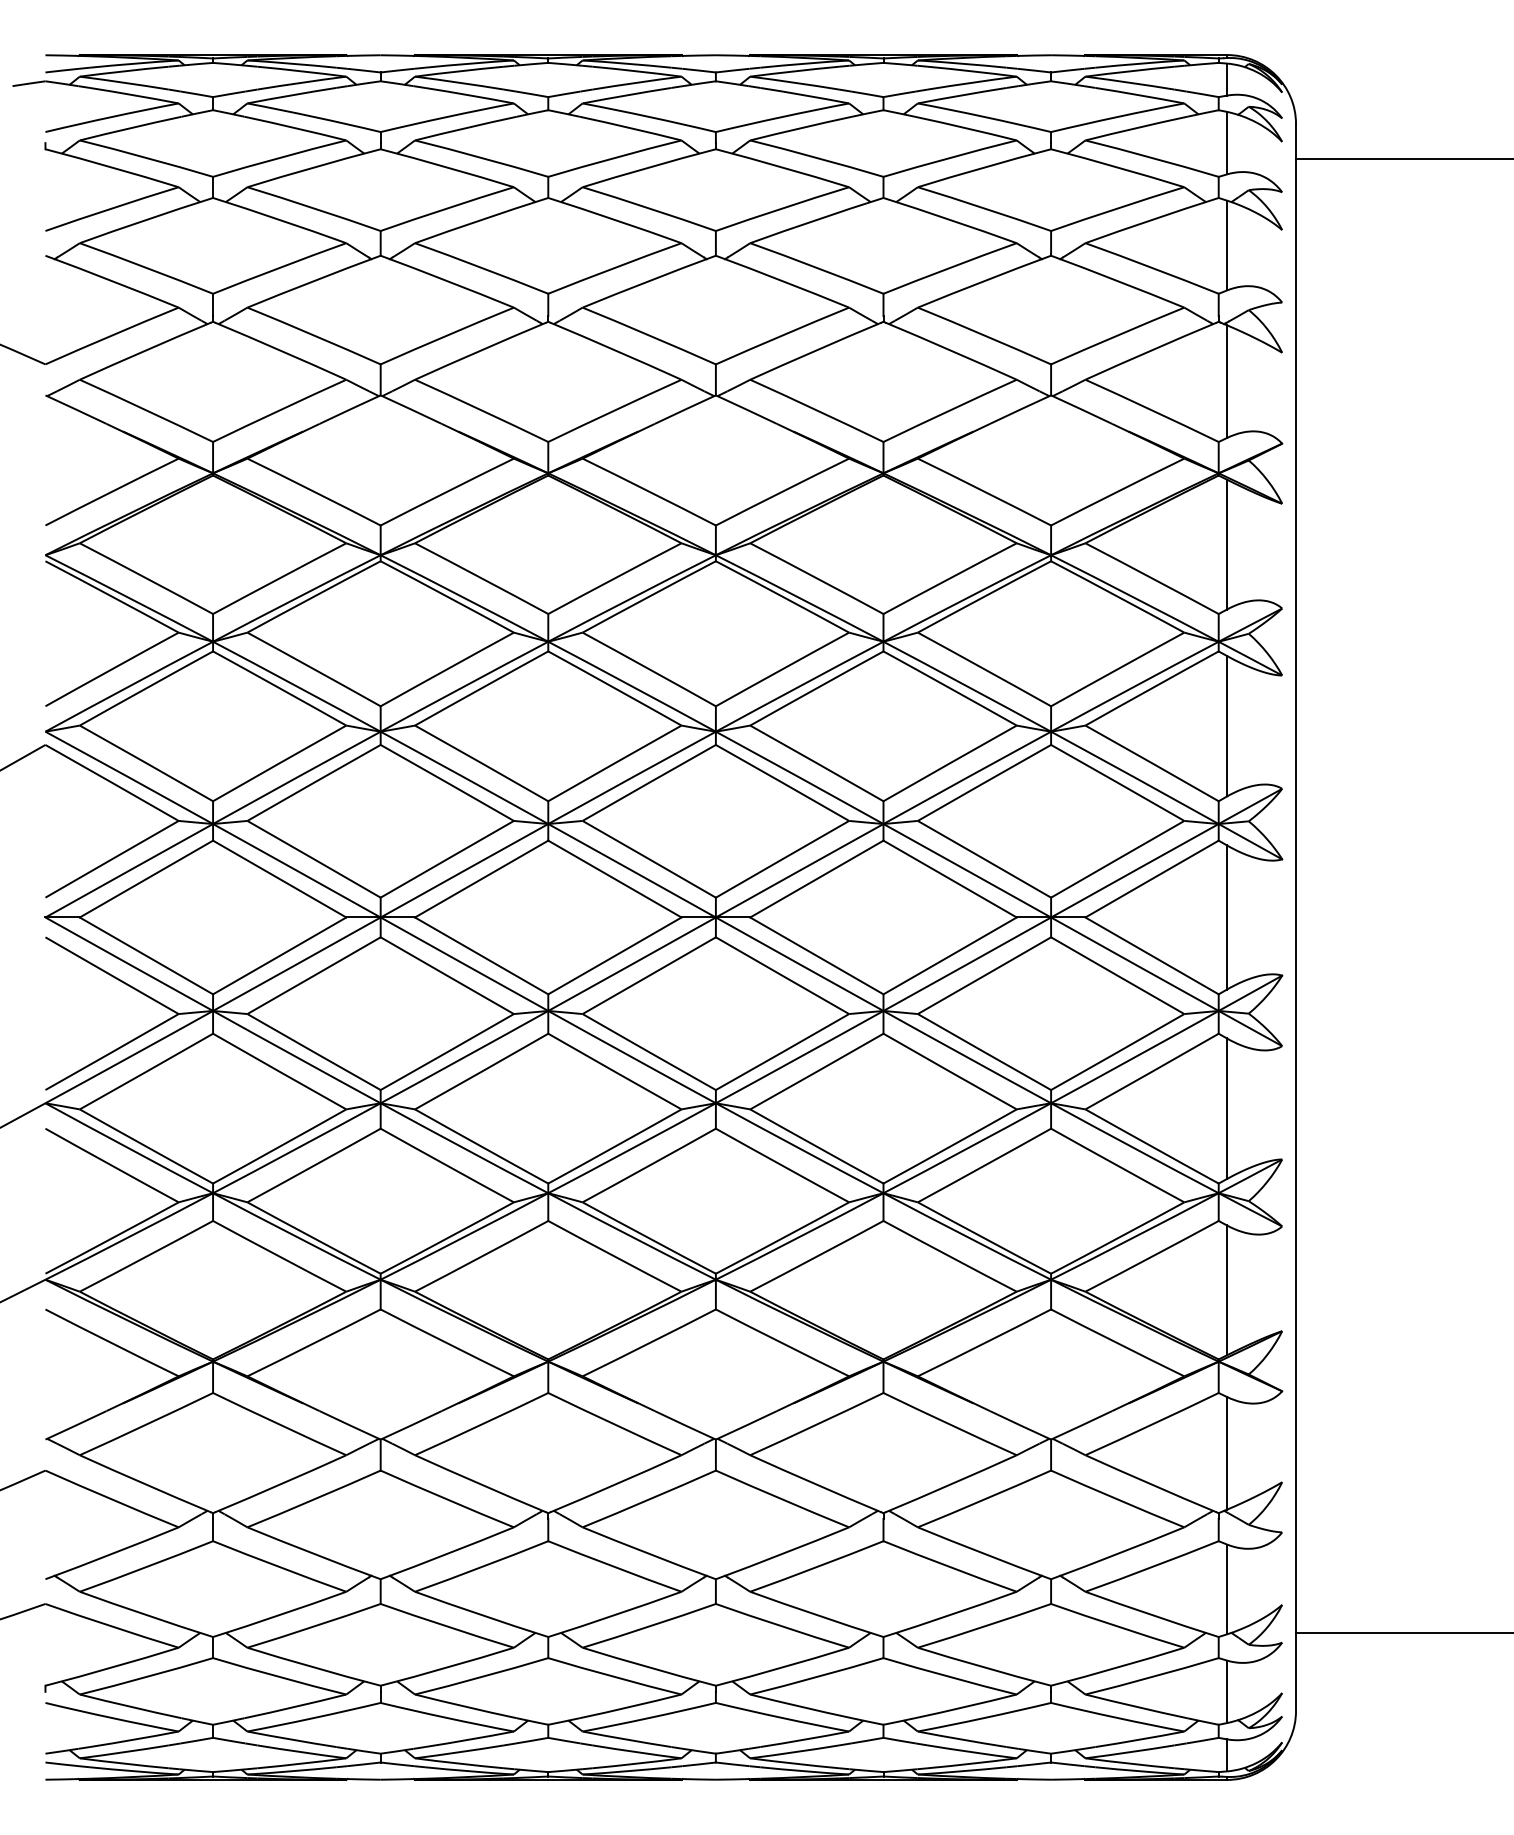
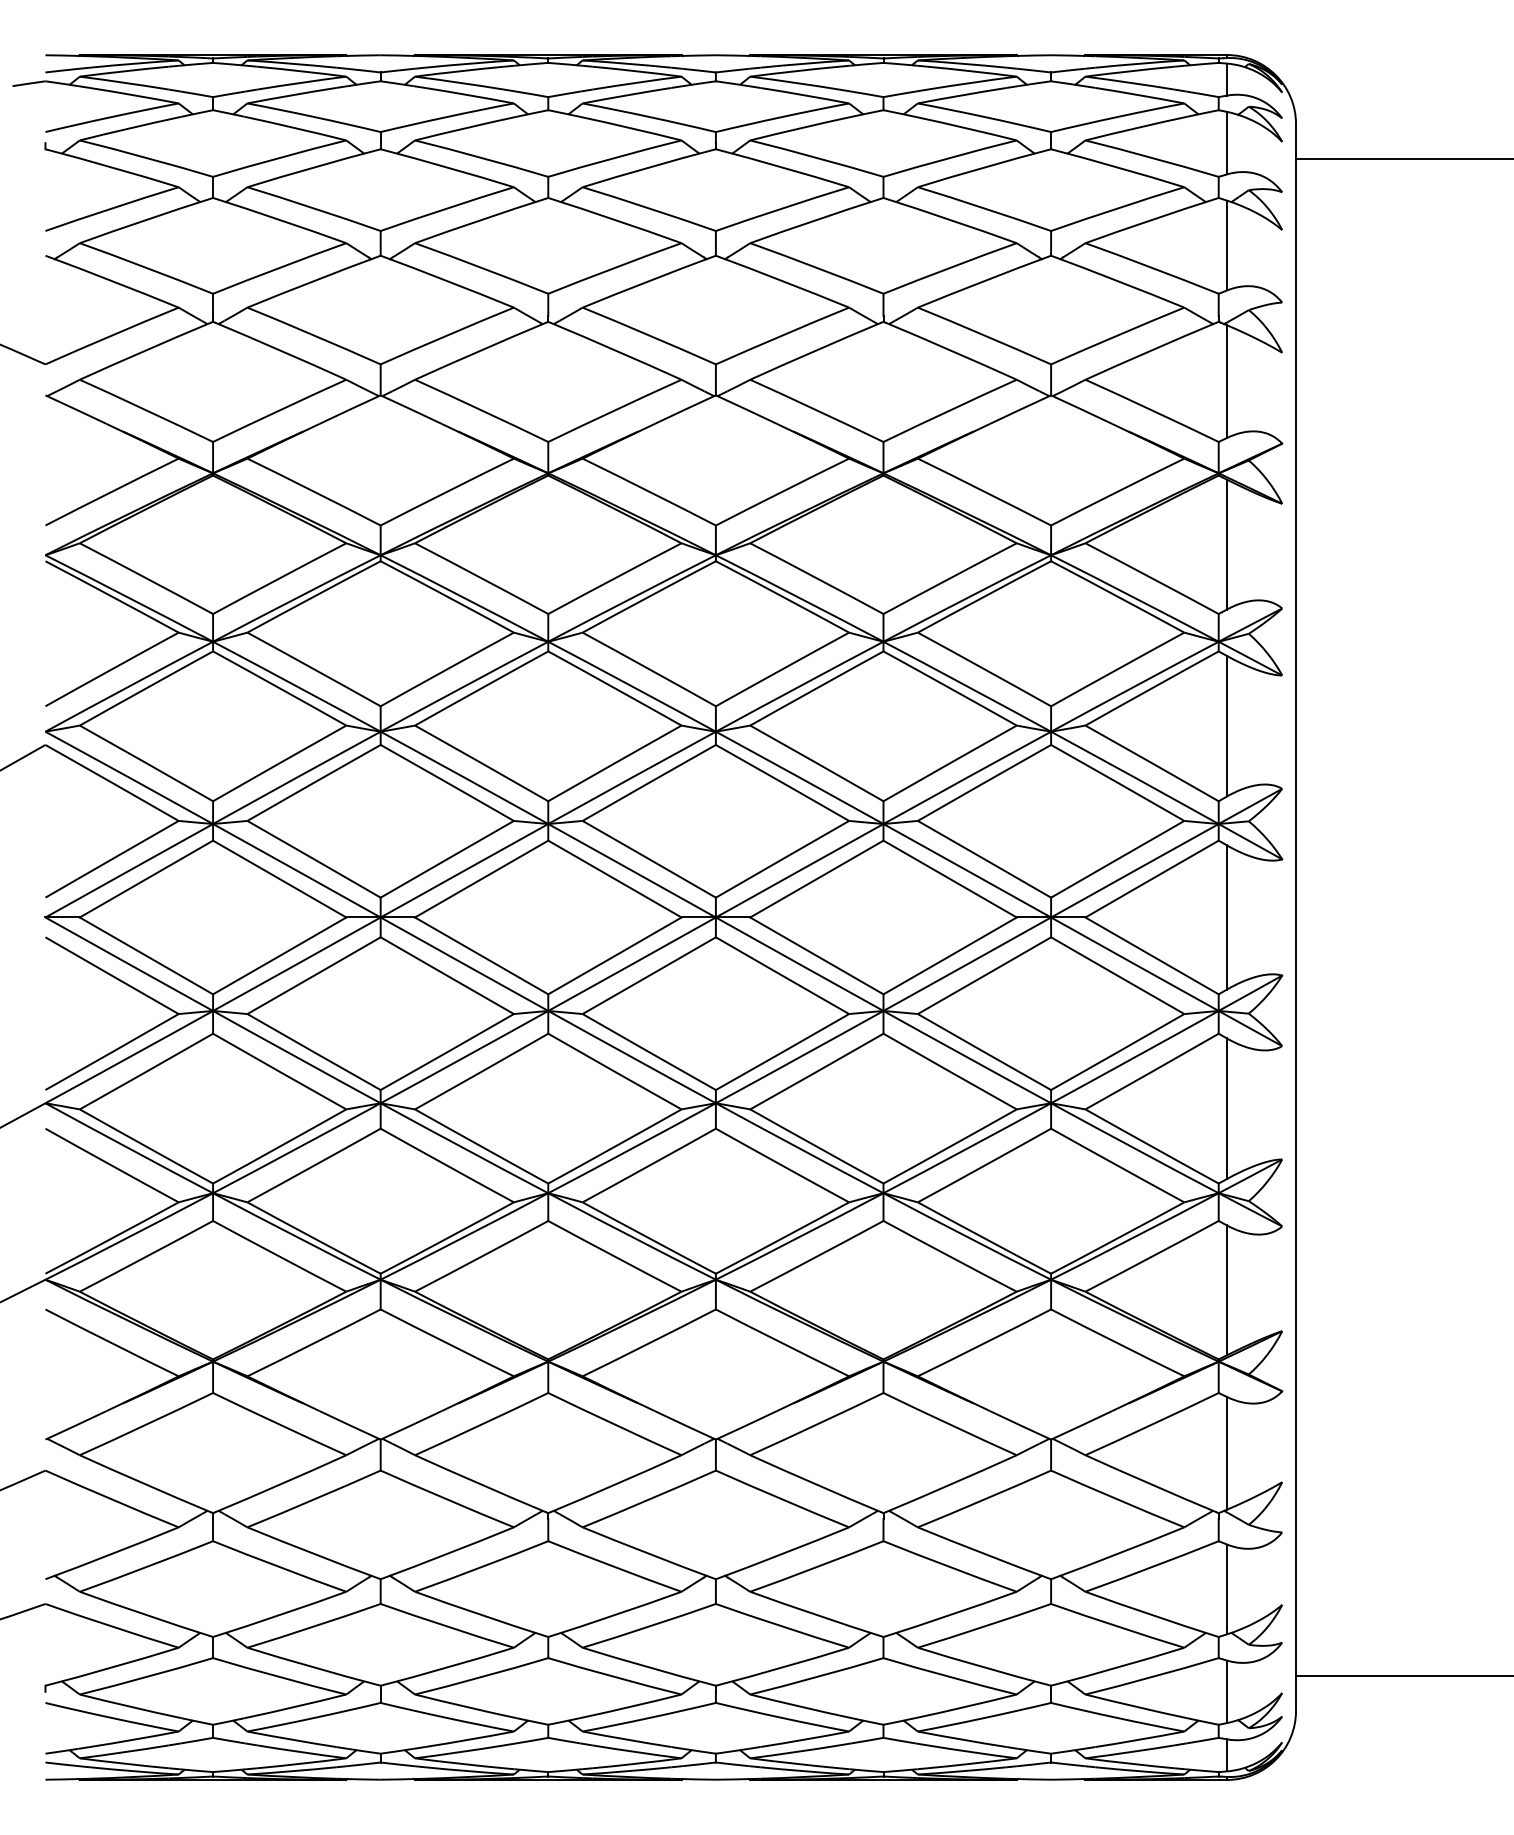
line position: (1403, 1633) -> (1403, 1676) (1403, 1676)
